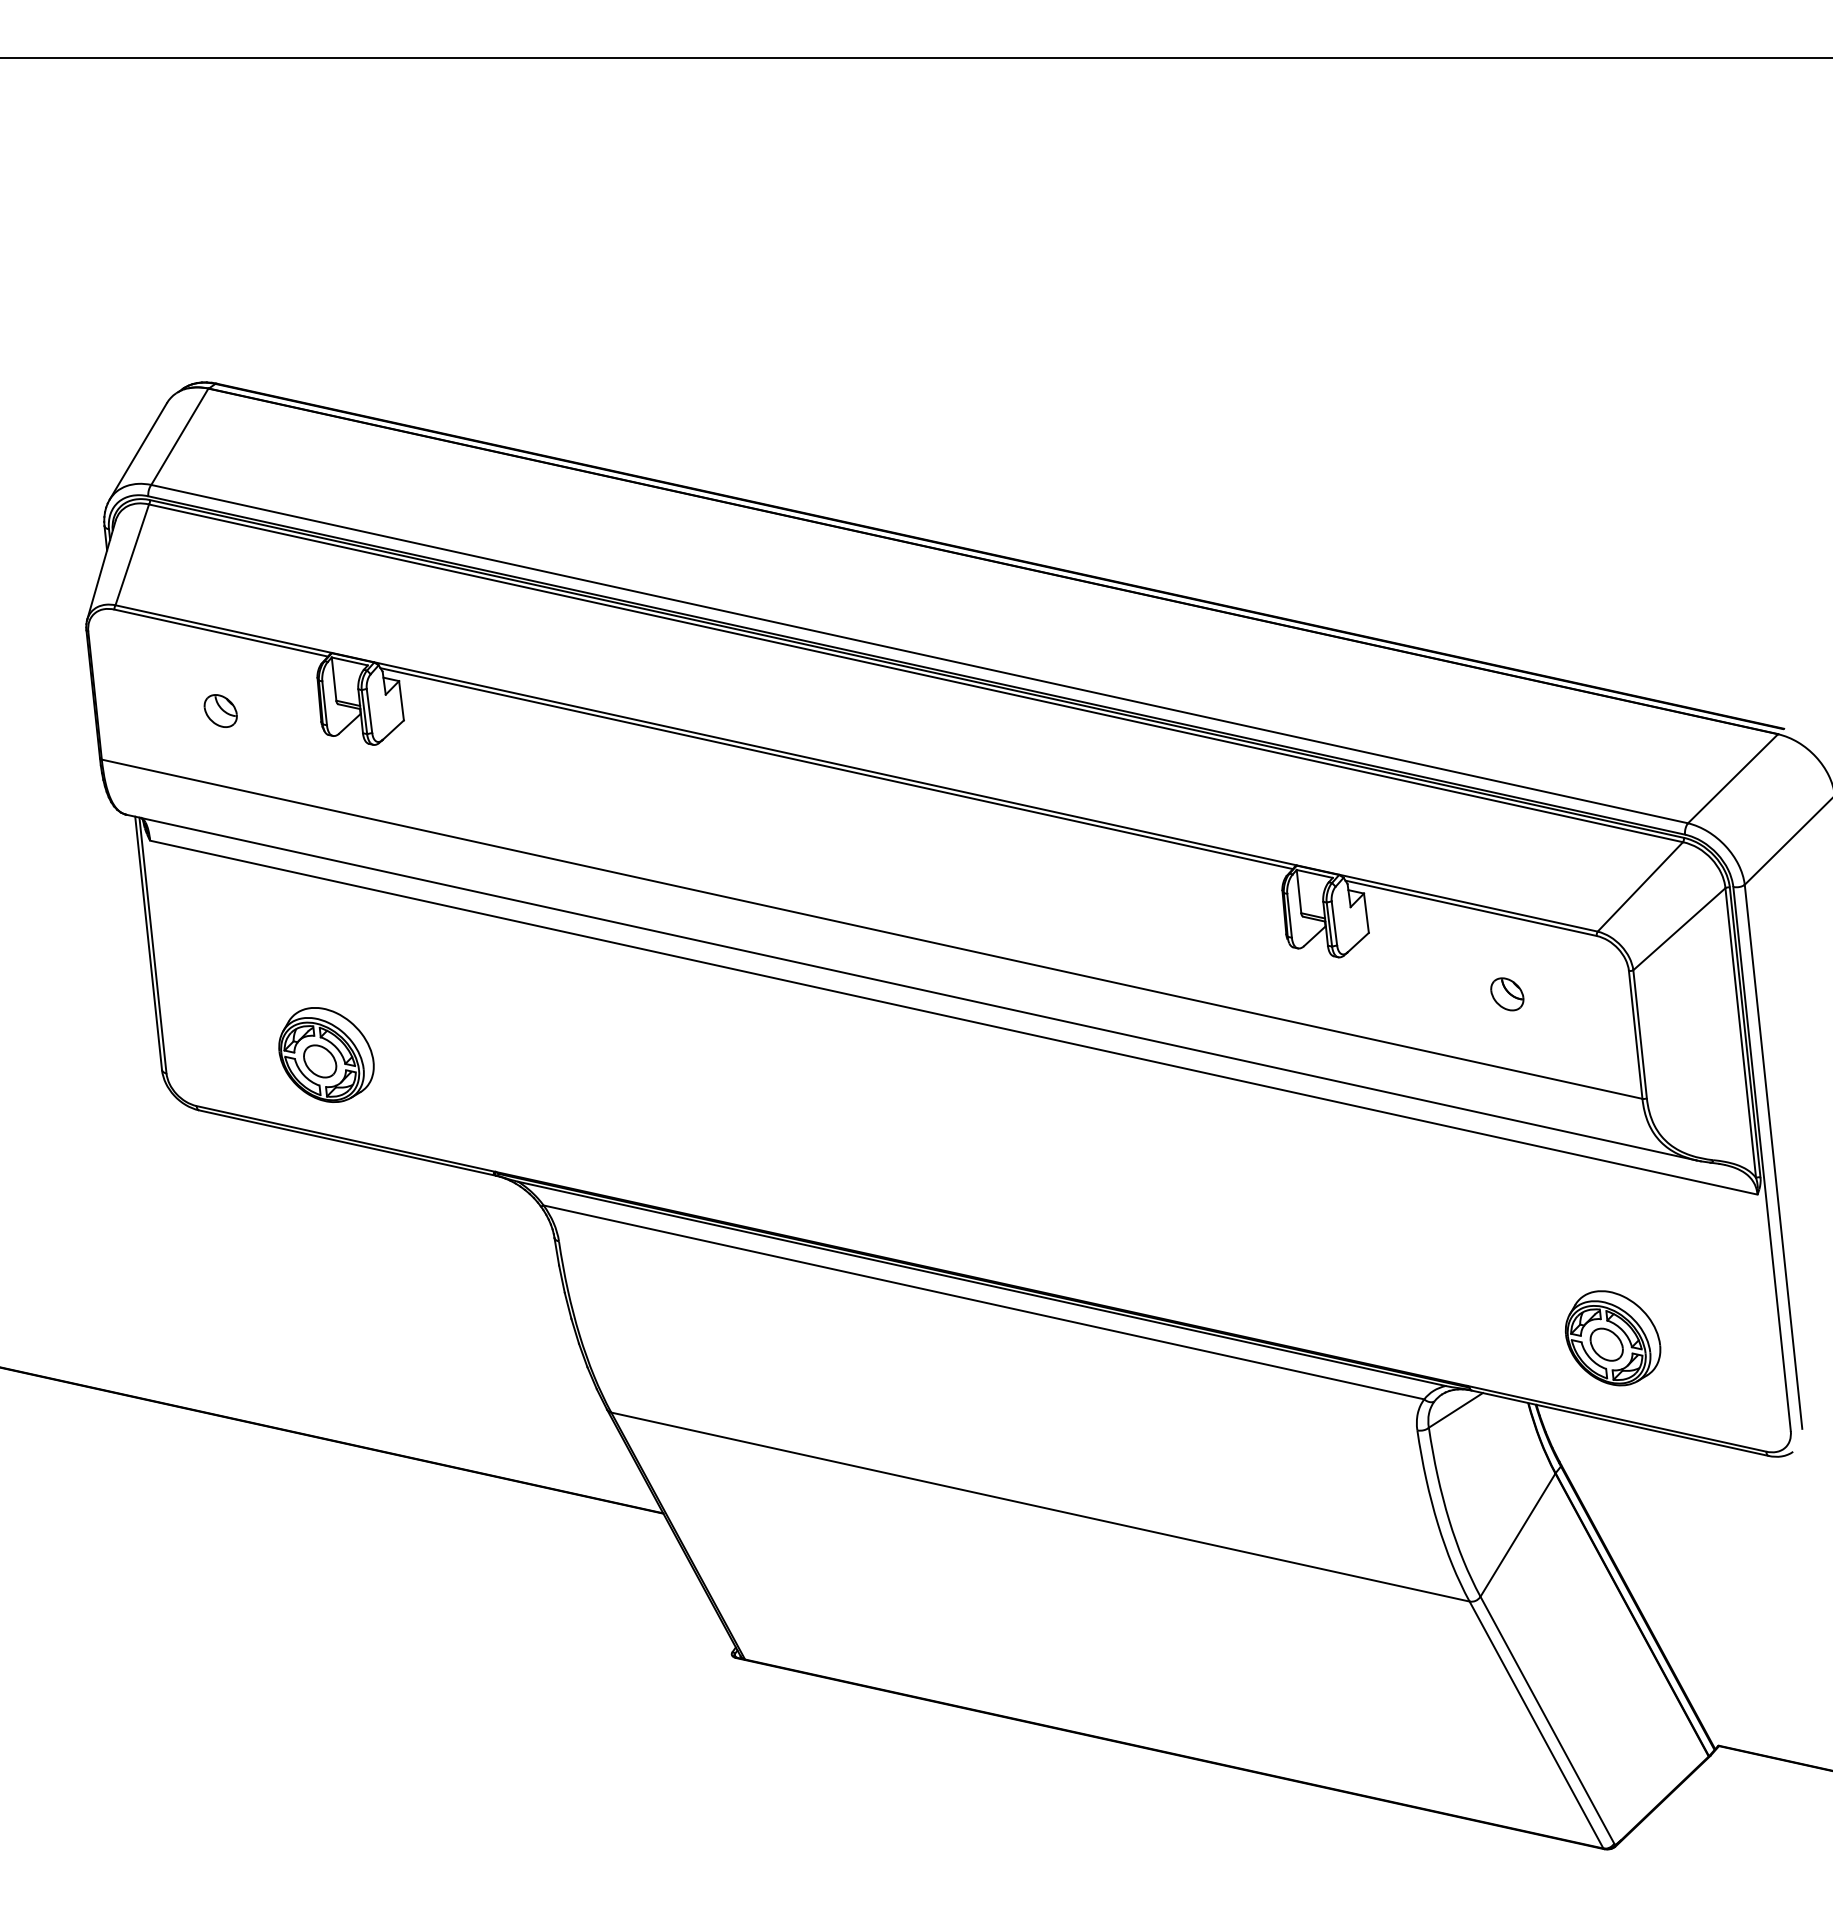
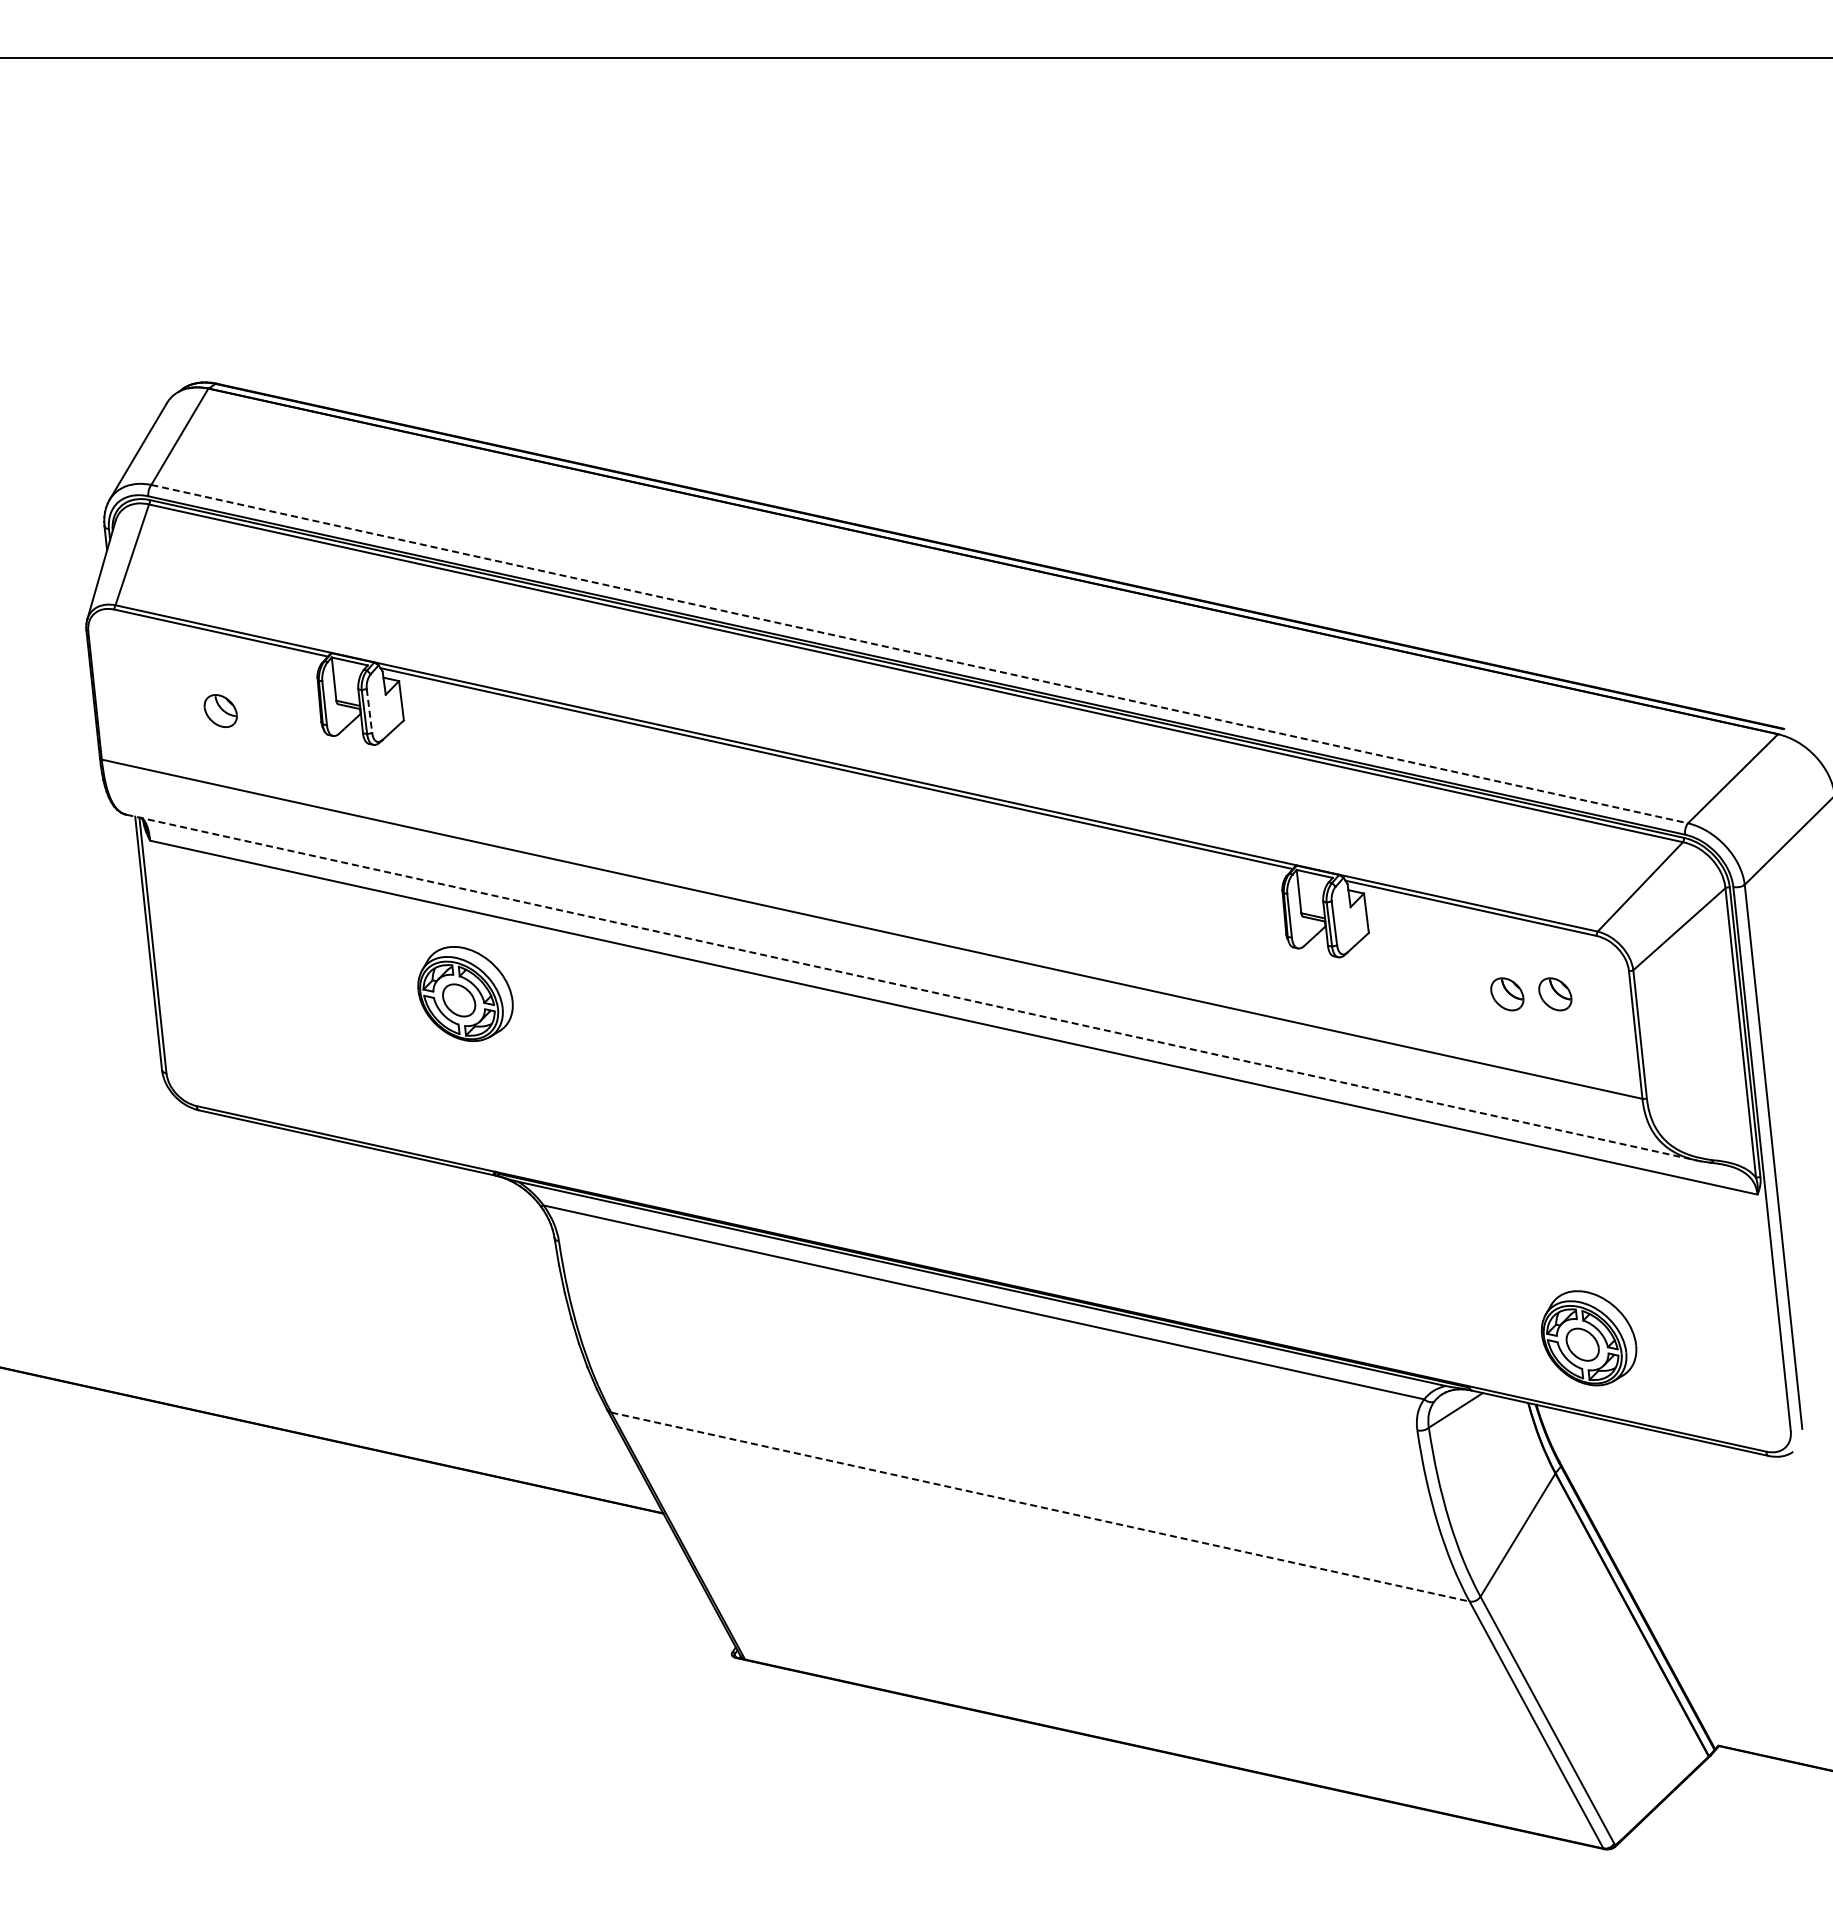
line: solid -> dashed (919, 654)
line: solid -> dashed (369, 711)
line: solid -> dashed (912, 987)
part: none -> present (1555, 994)
part position: (326, 1054) -> (465, 993) (465, 993)
part position: (1612, 1338) -> (1588, 1338) (1588, 1338)
line: solid -> dashed (1040, 1507)
